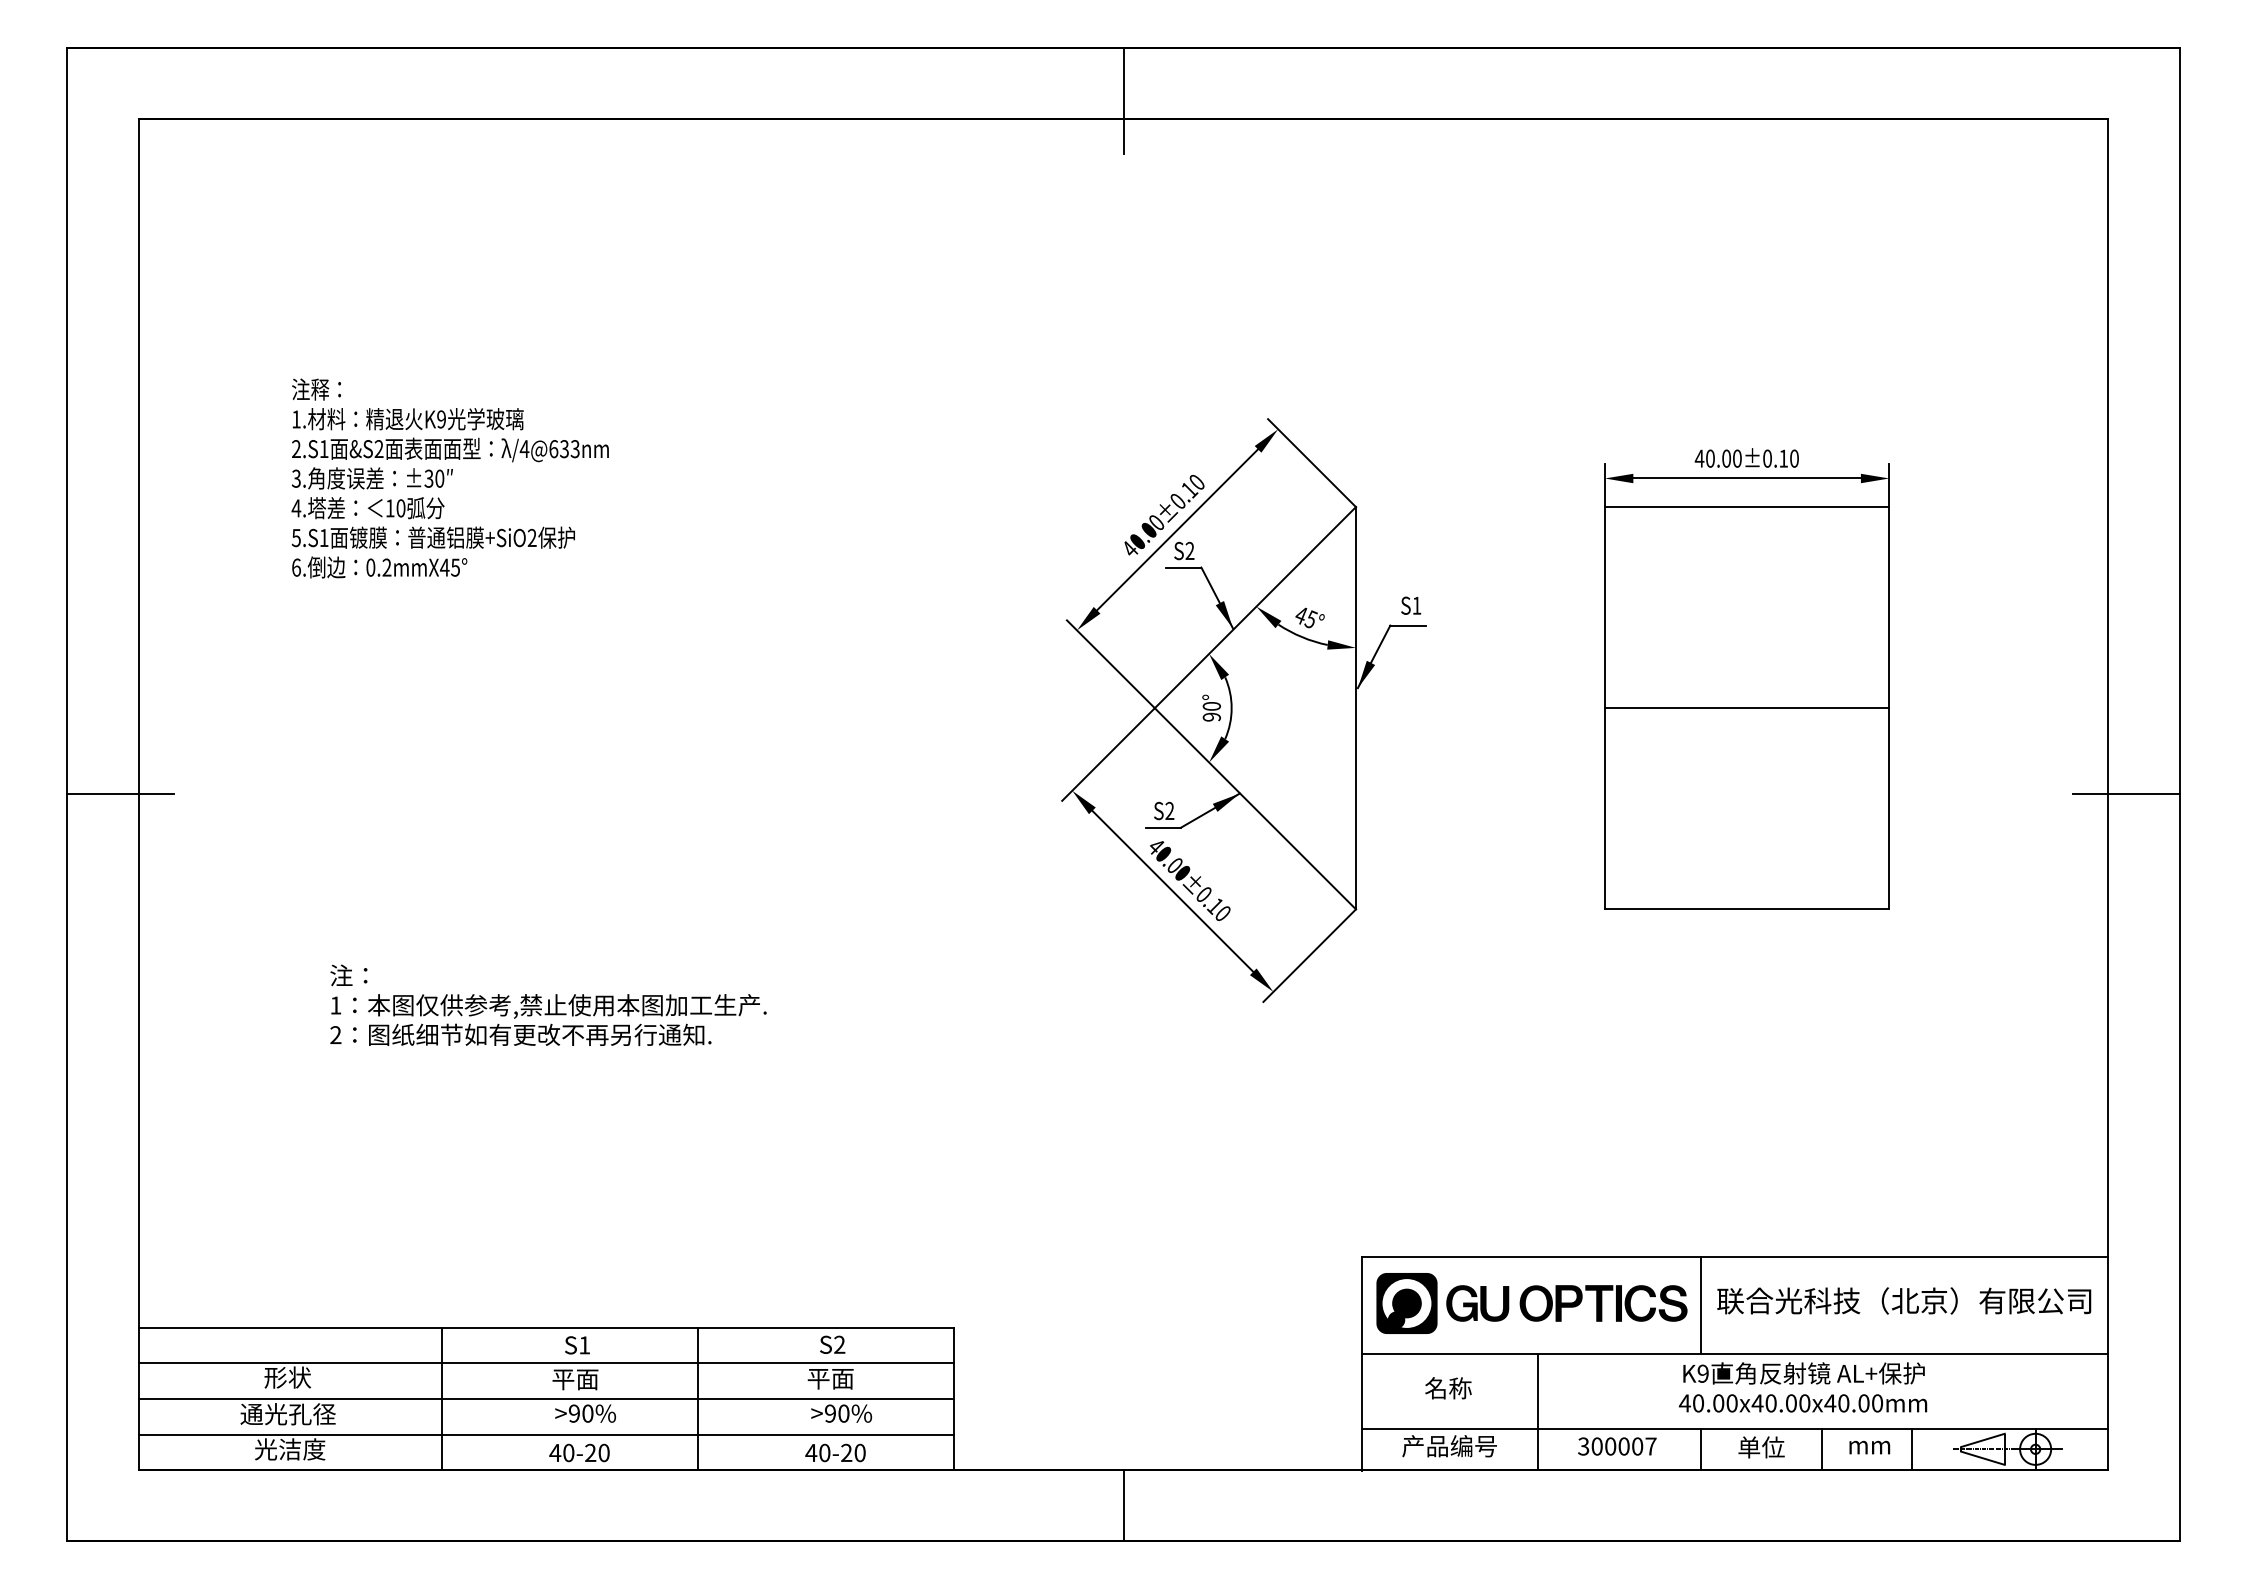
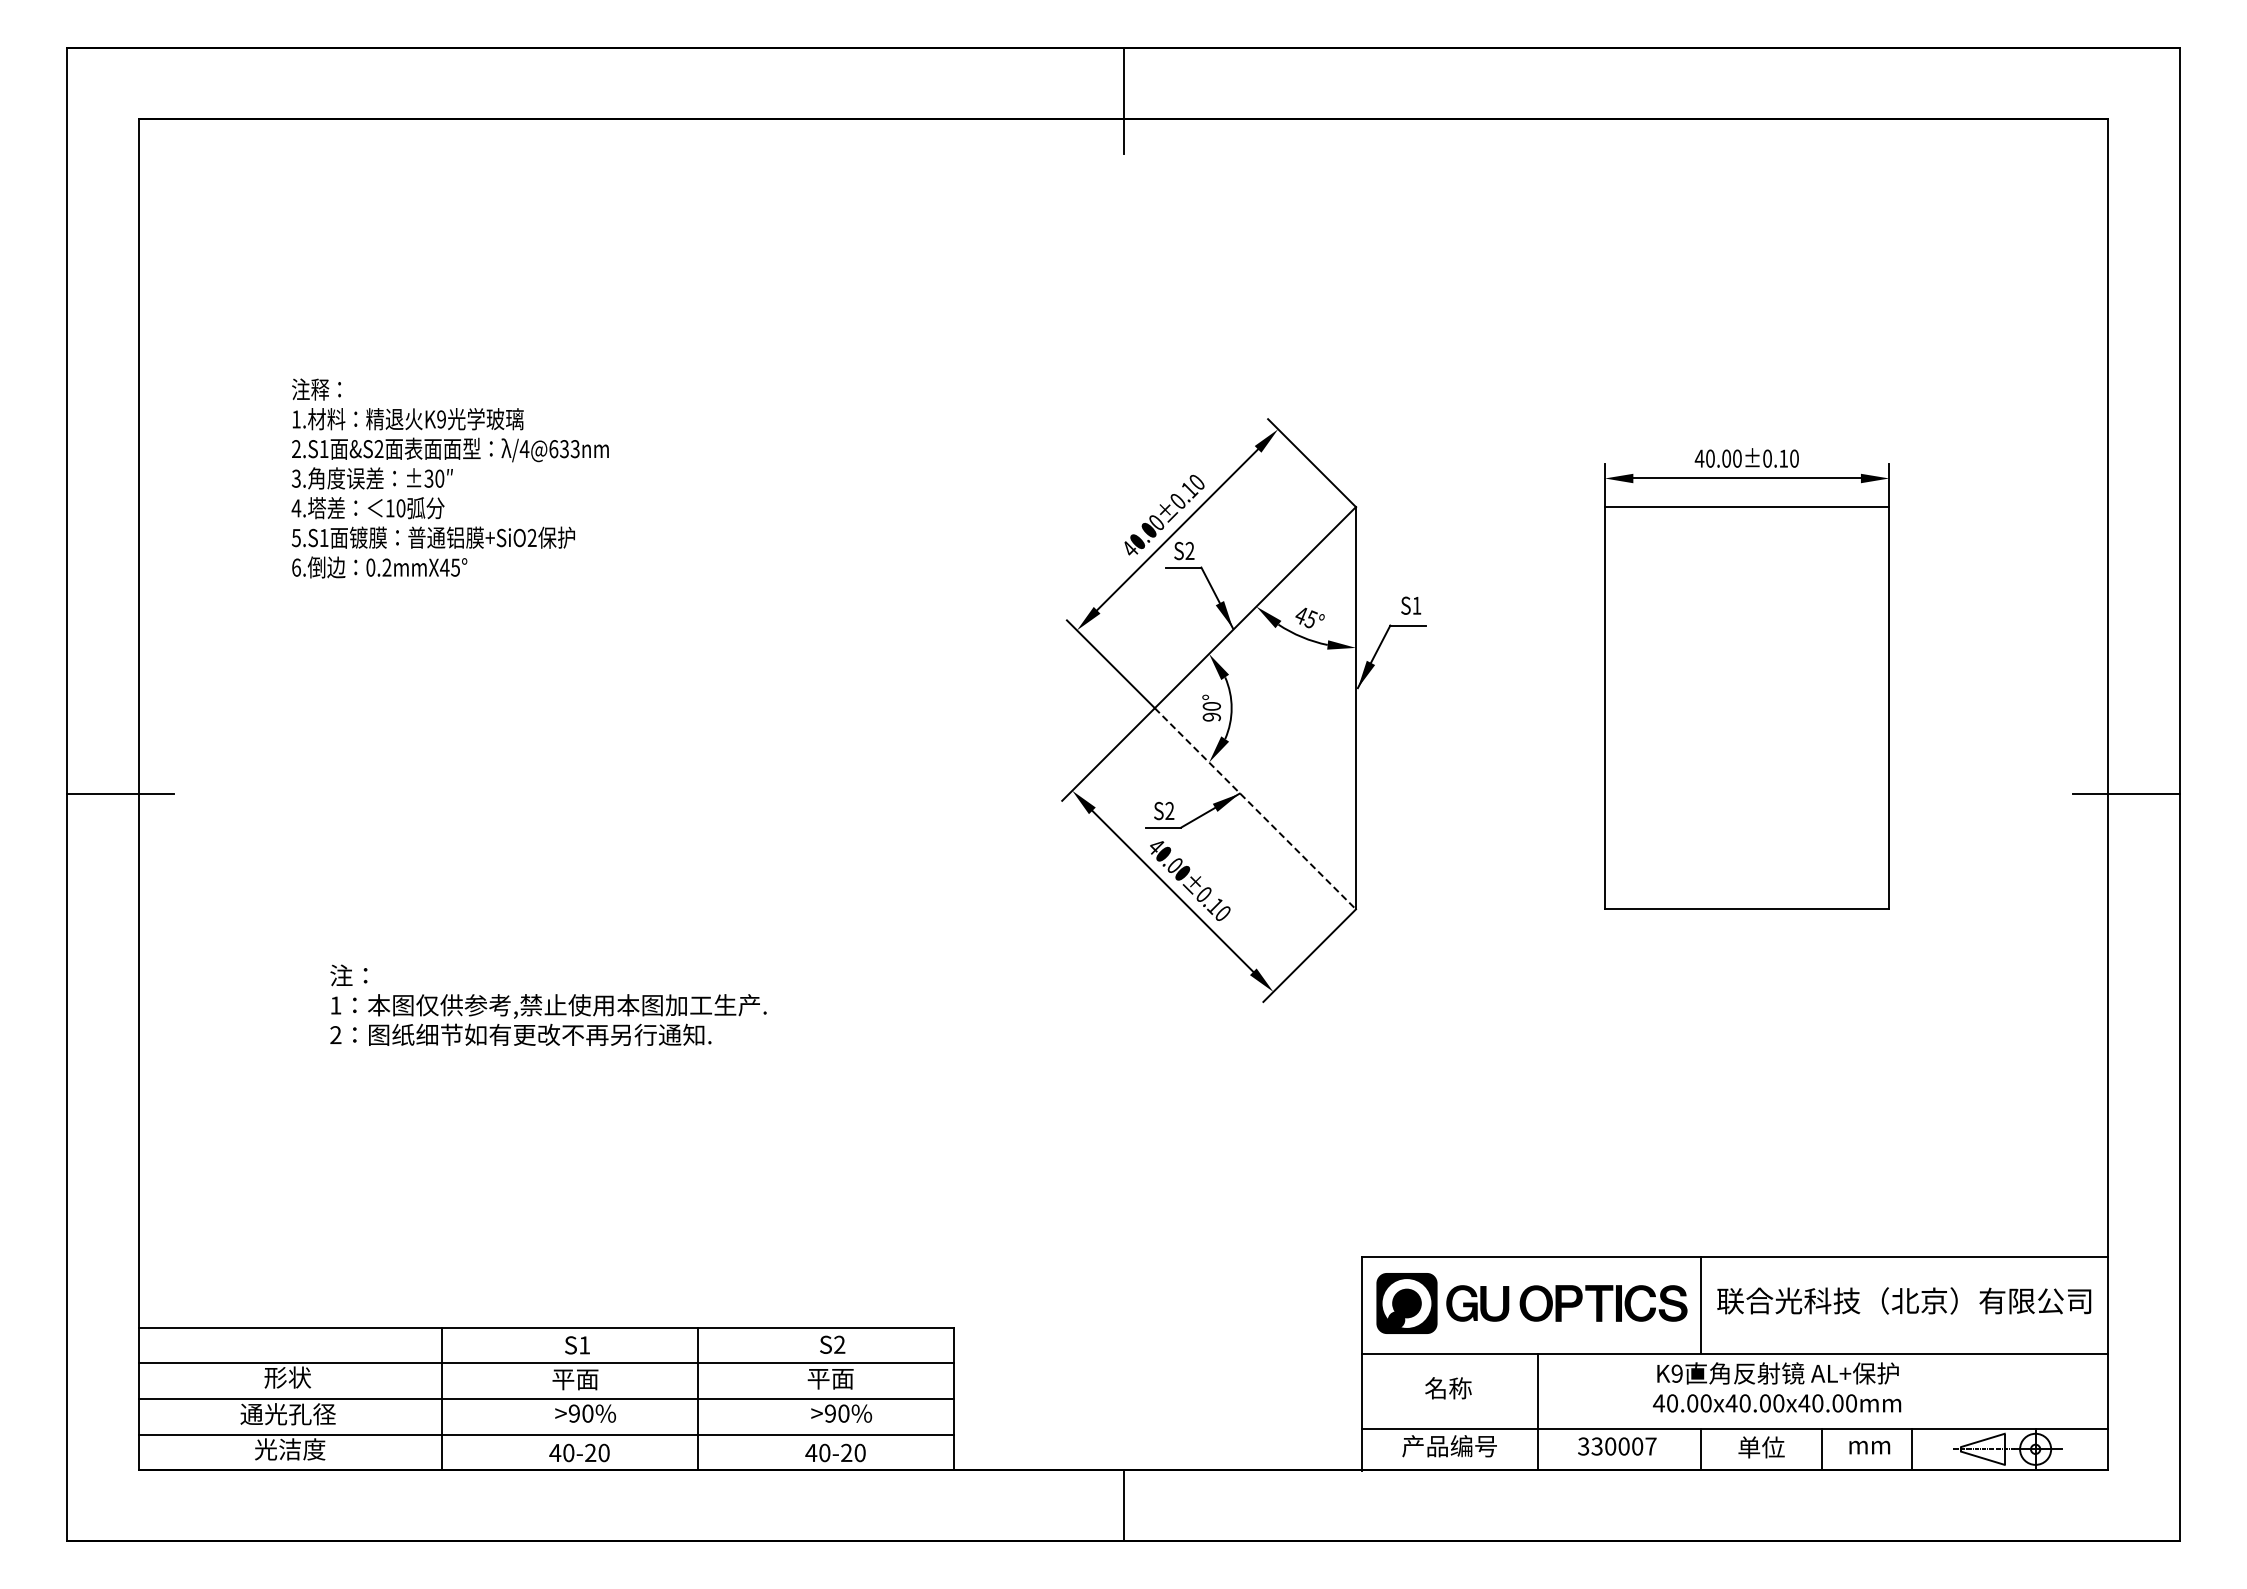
line: present -> none (1746, 708)
line: solid -> dashed (1255, 809)
text position: (1802, 1387) -> (1776, 1387) (1776, 1387)
text: 300007 -> 330007 (1596, 1446)
